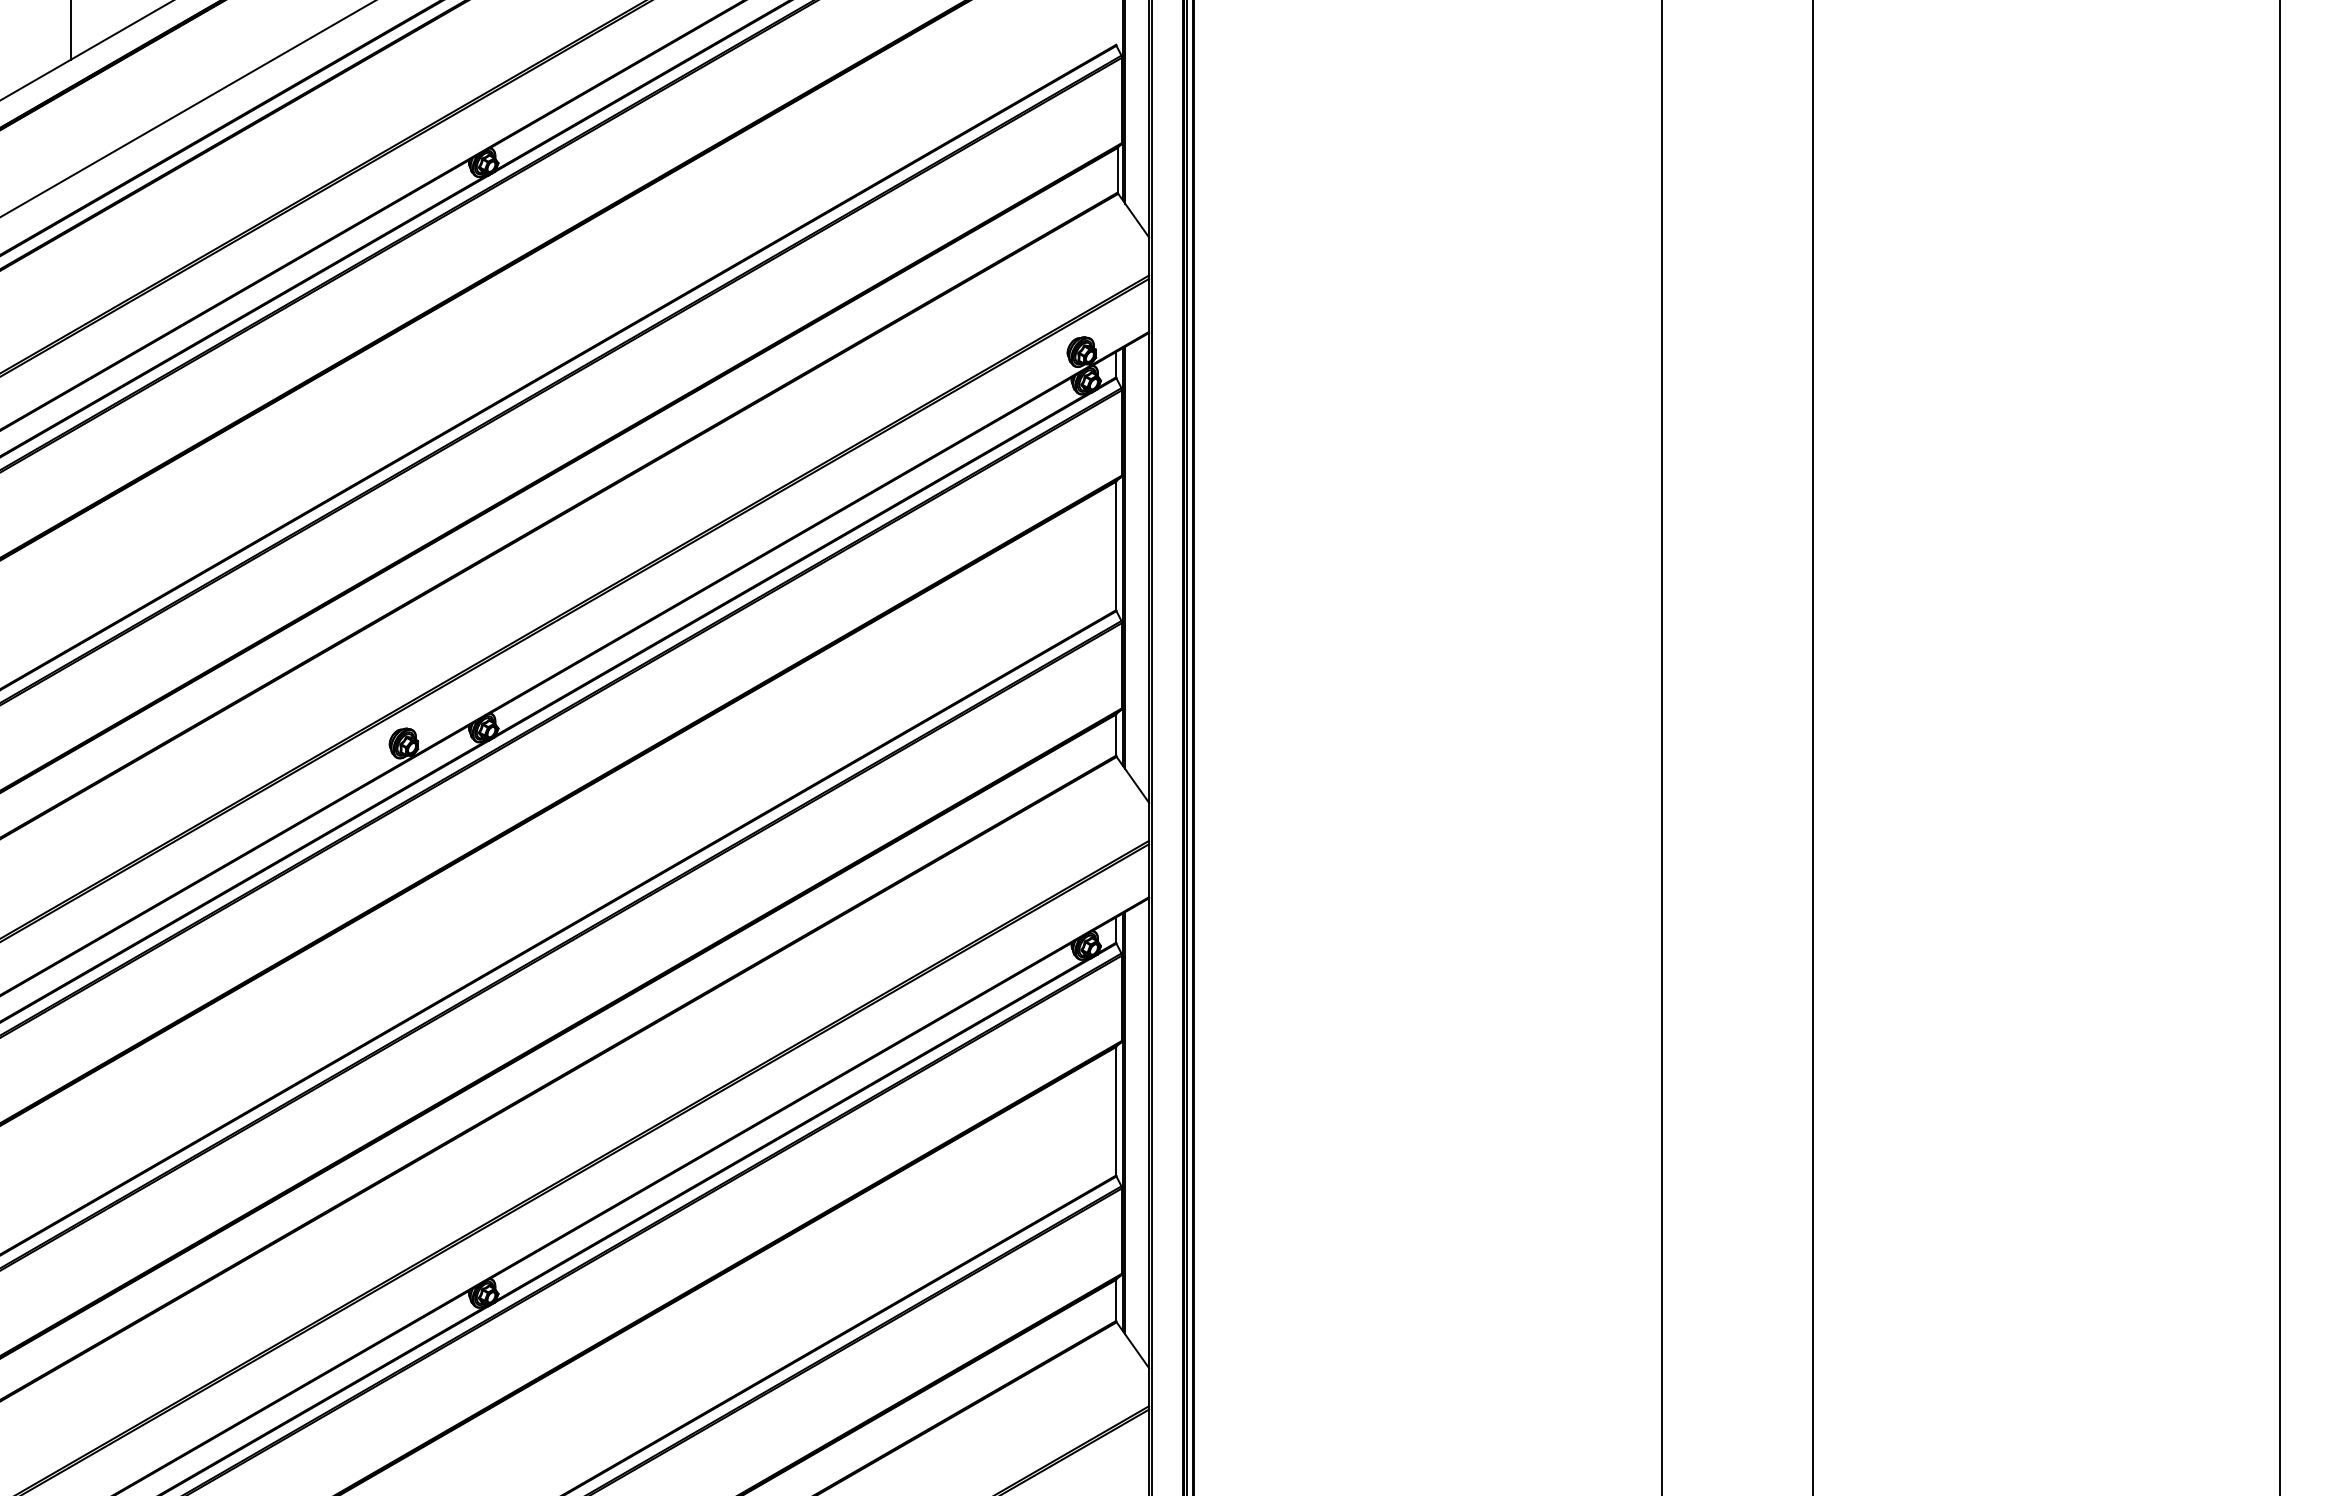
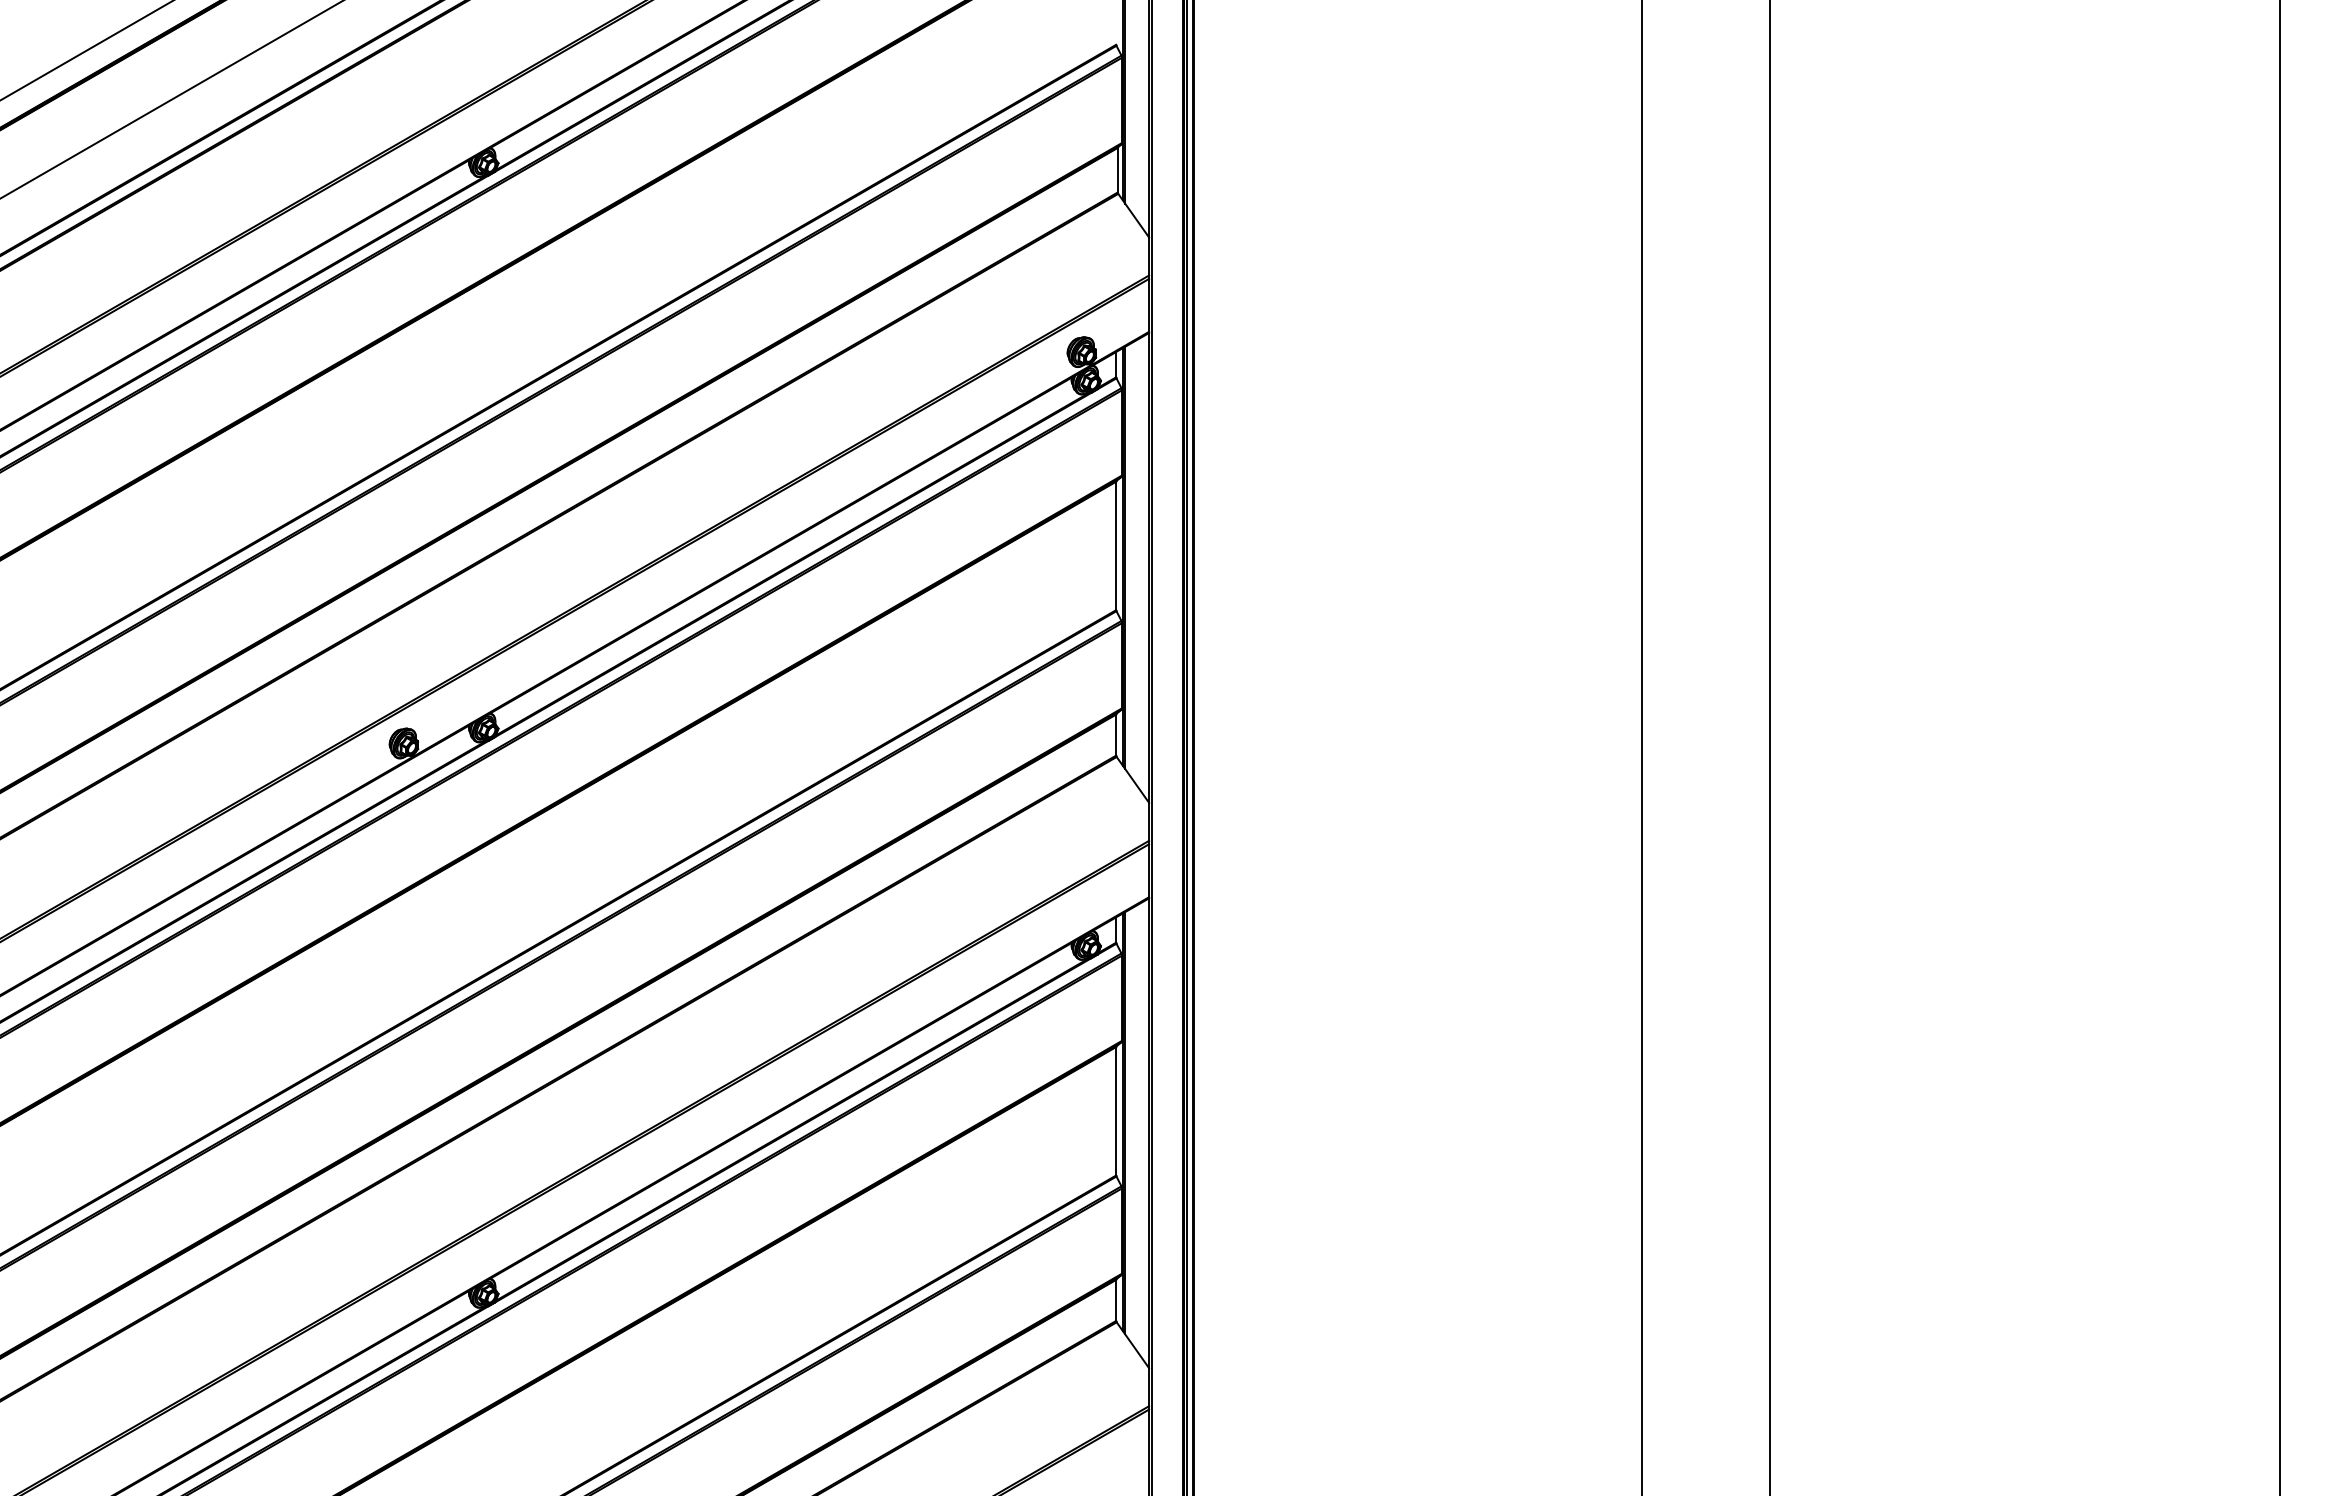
line: present -> none (70, 31)
line position: (187, 108) -> (171, 99) (171, 99)
line position: (1662, 747) -> (1642, 747) (1642, 747)
line position: (1812, 747) -> (1769, 747) (1769, 747)
